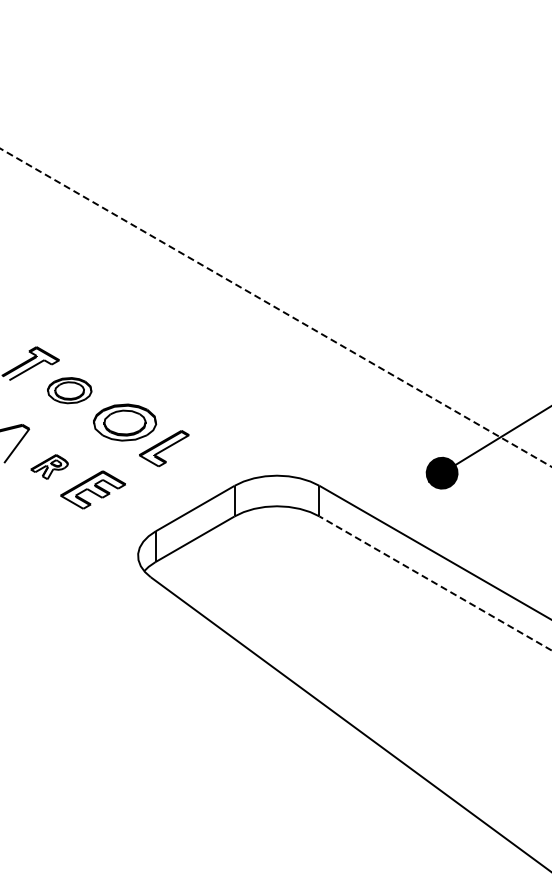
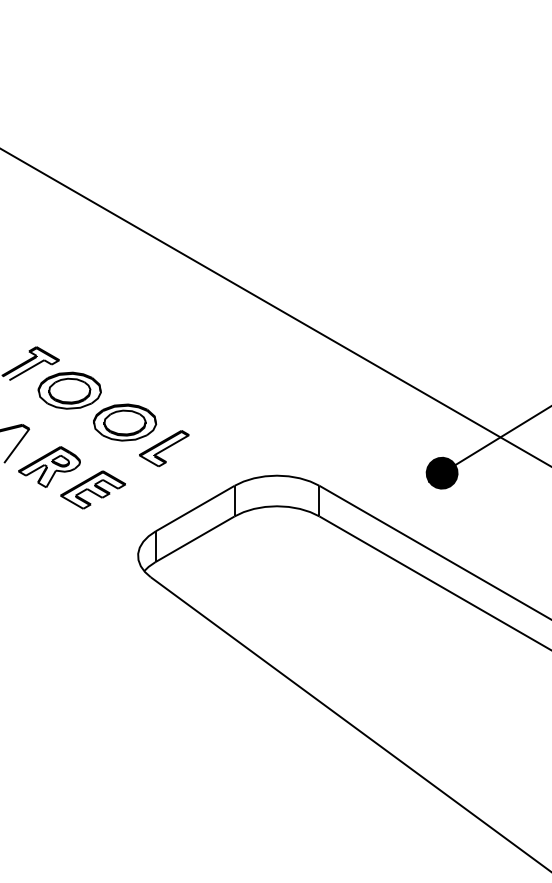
line: dashed -> solid (276, 307)
part size: 46x28 px -> 65x39 px (69, 390)
part size: 39x26 px -> 63x42 px (49, 466)
line: dashed -> solid (435, 583)
